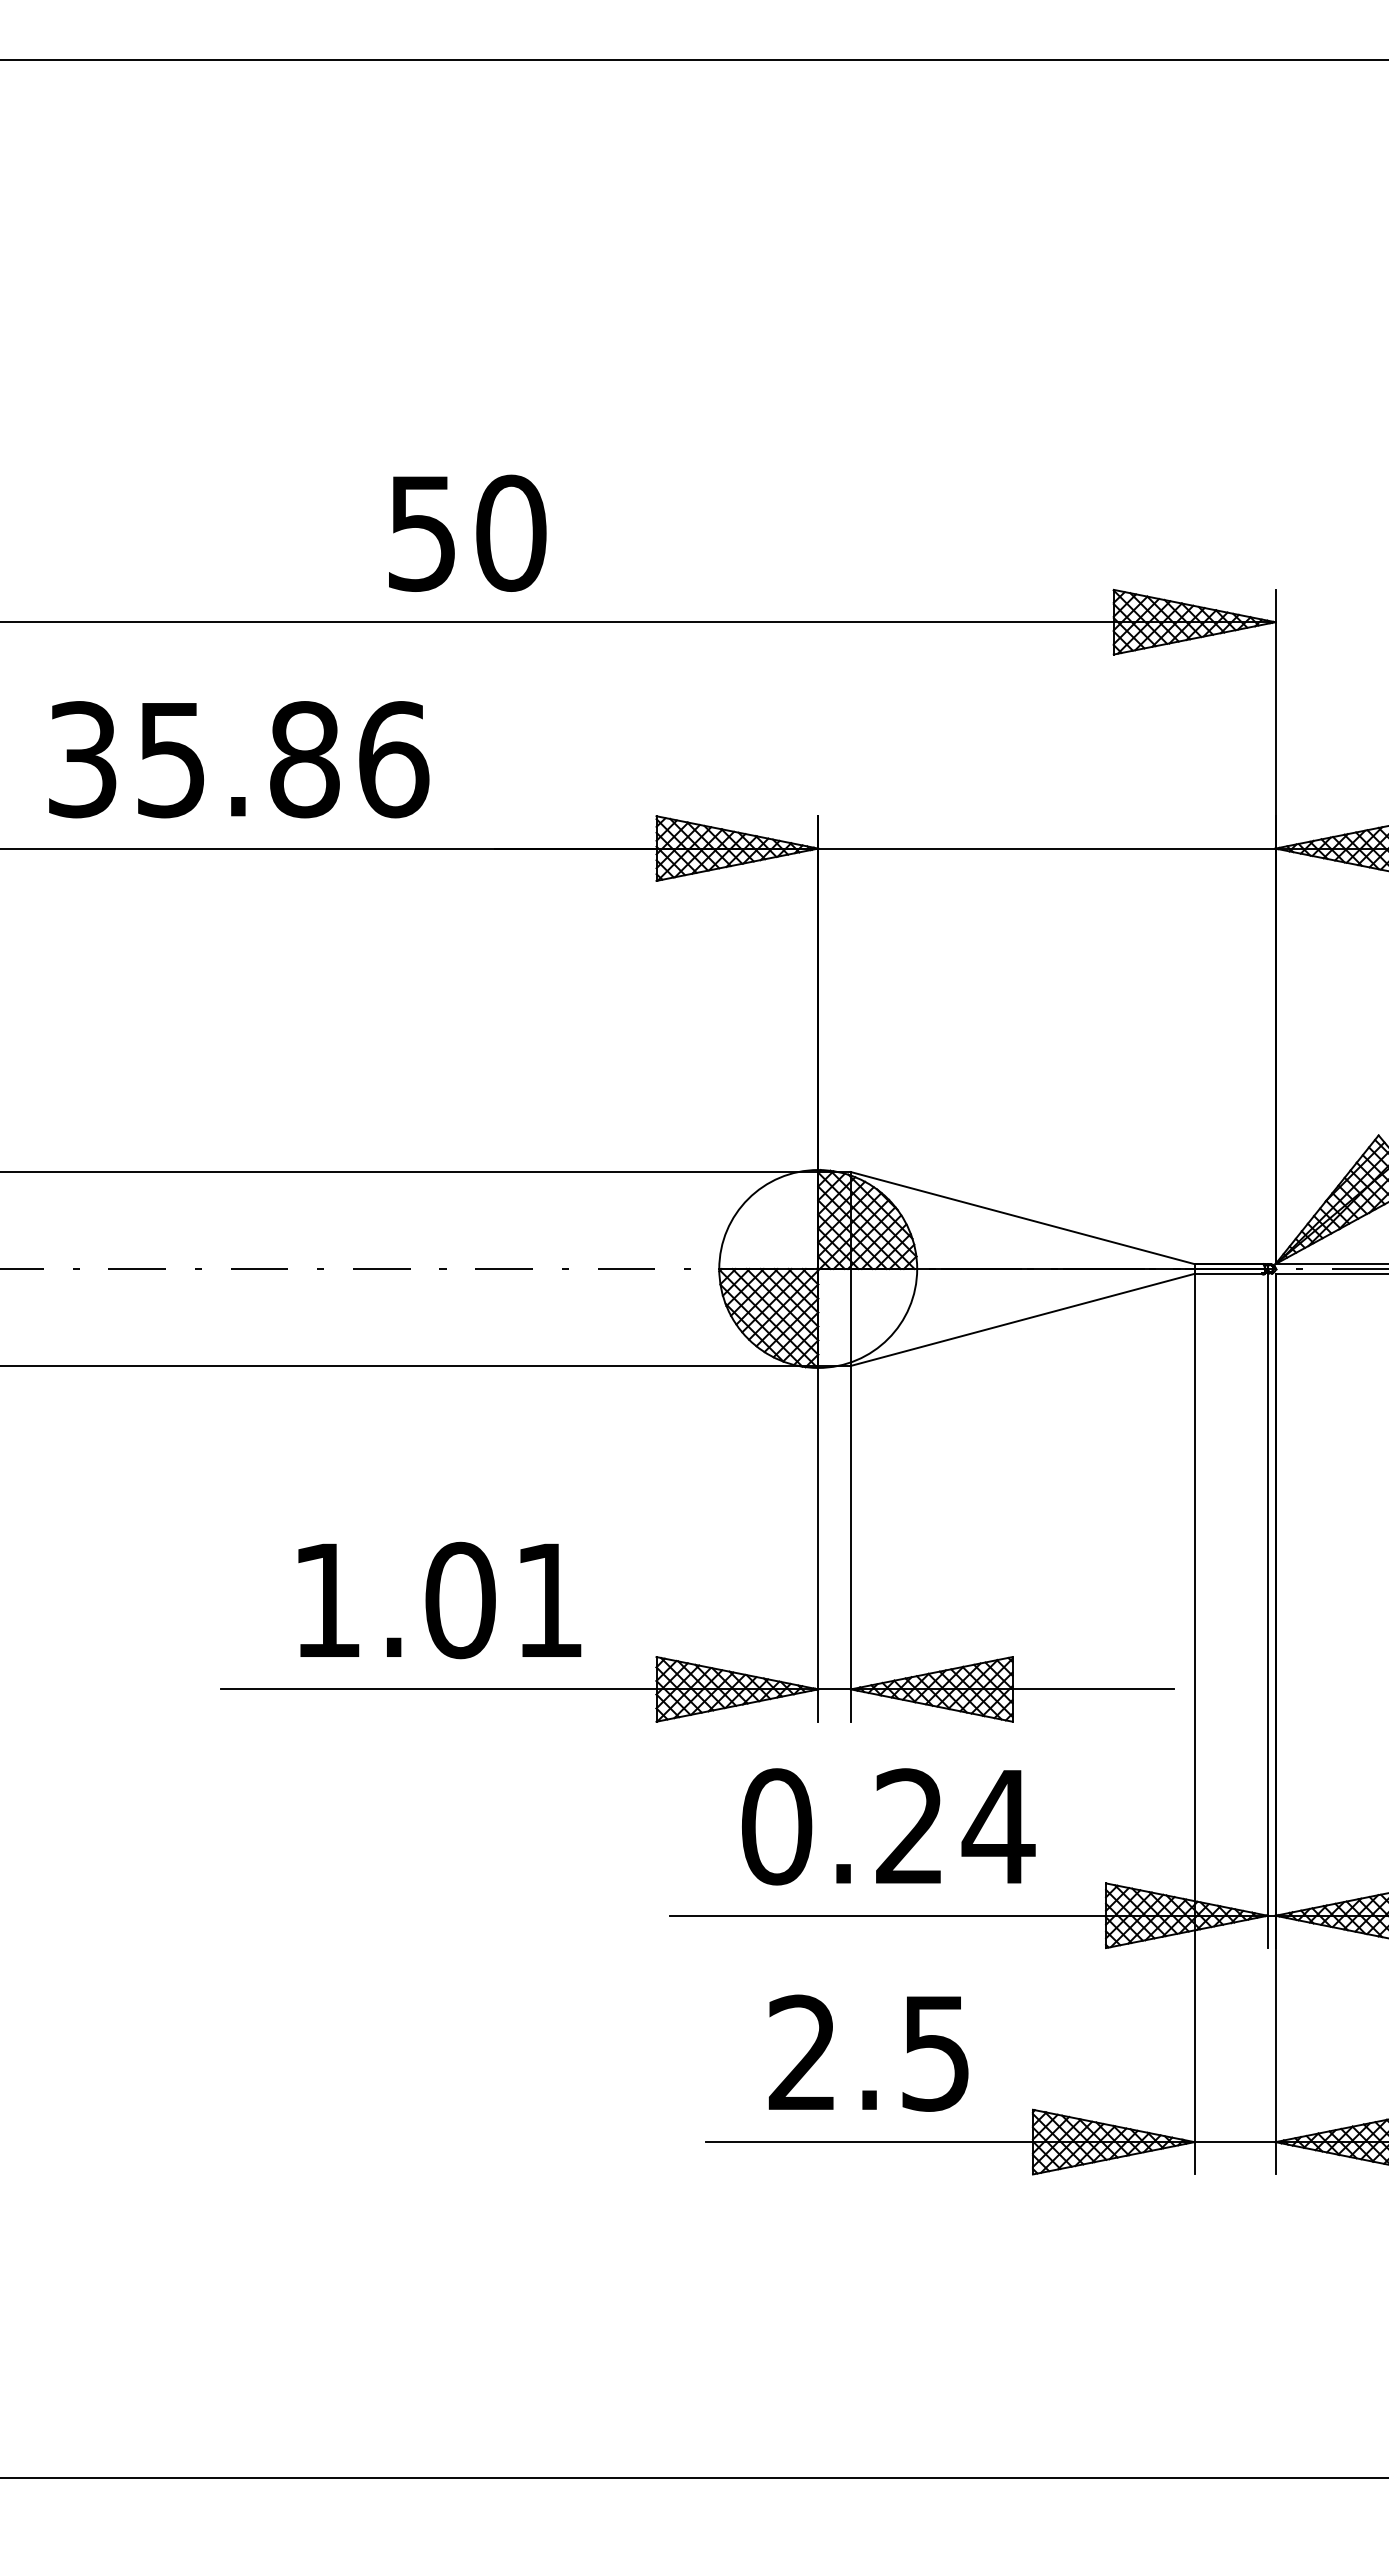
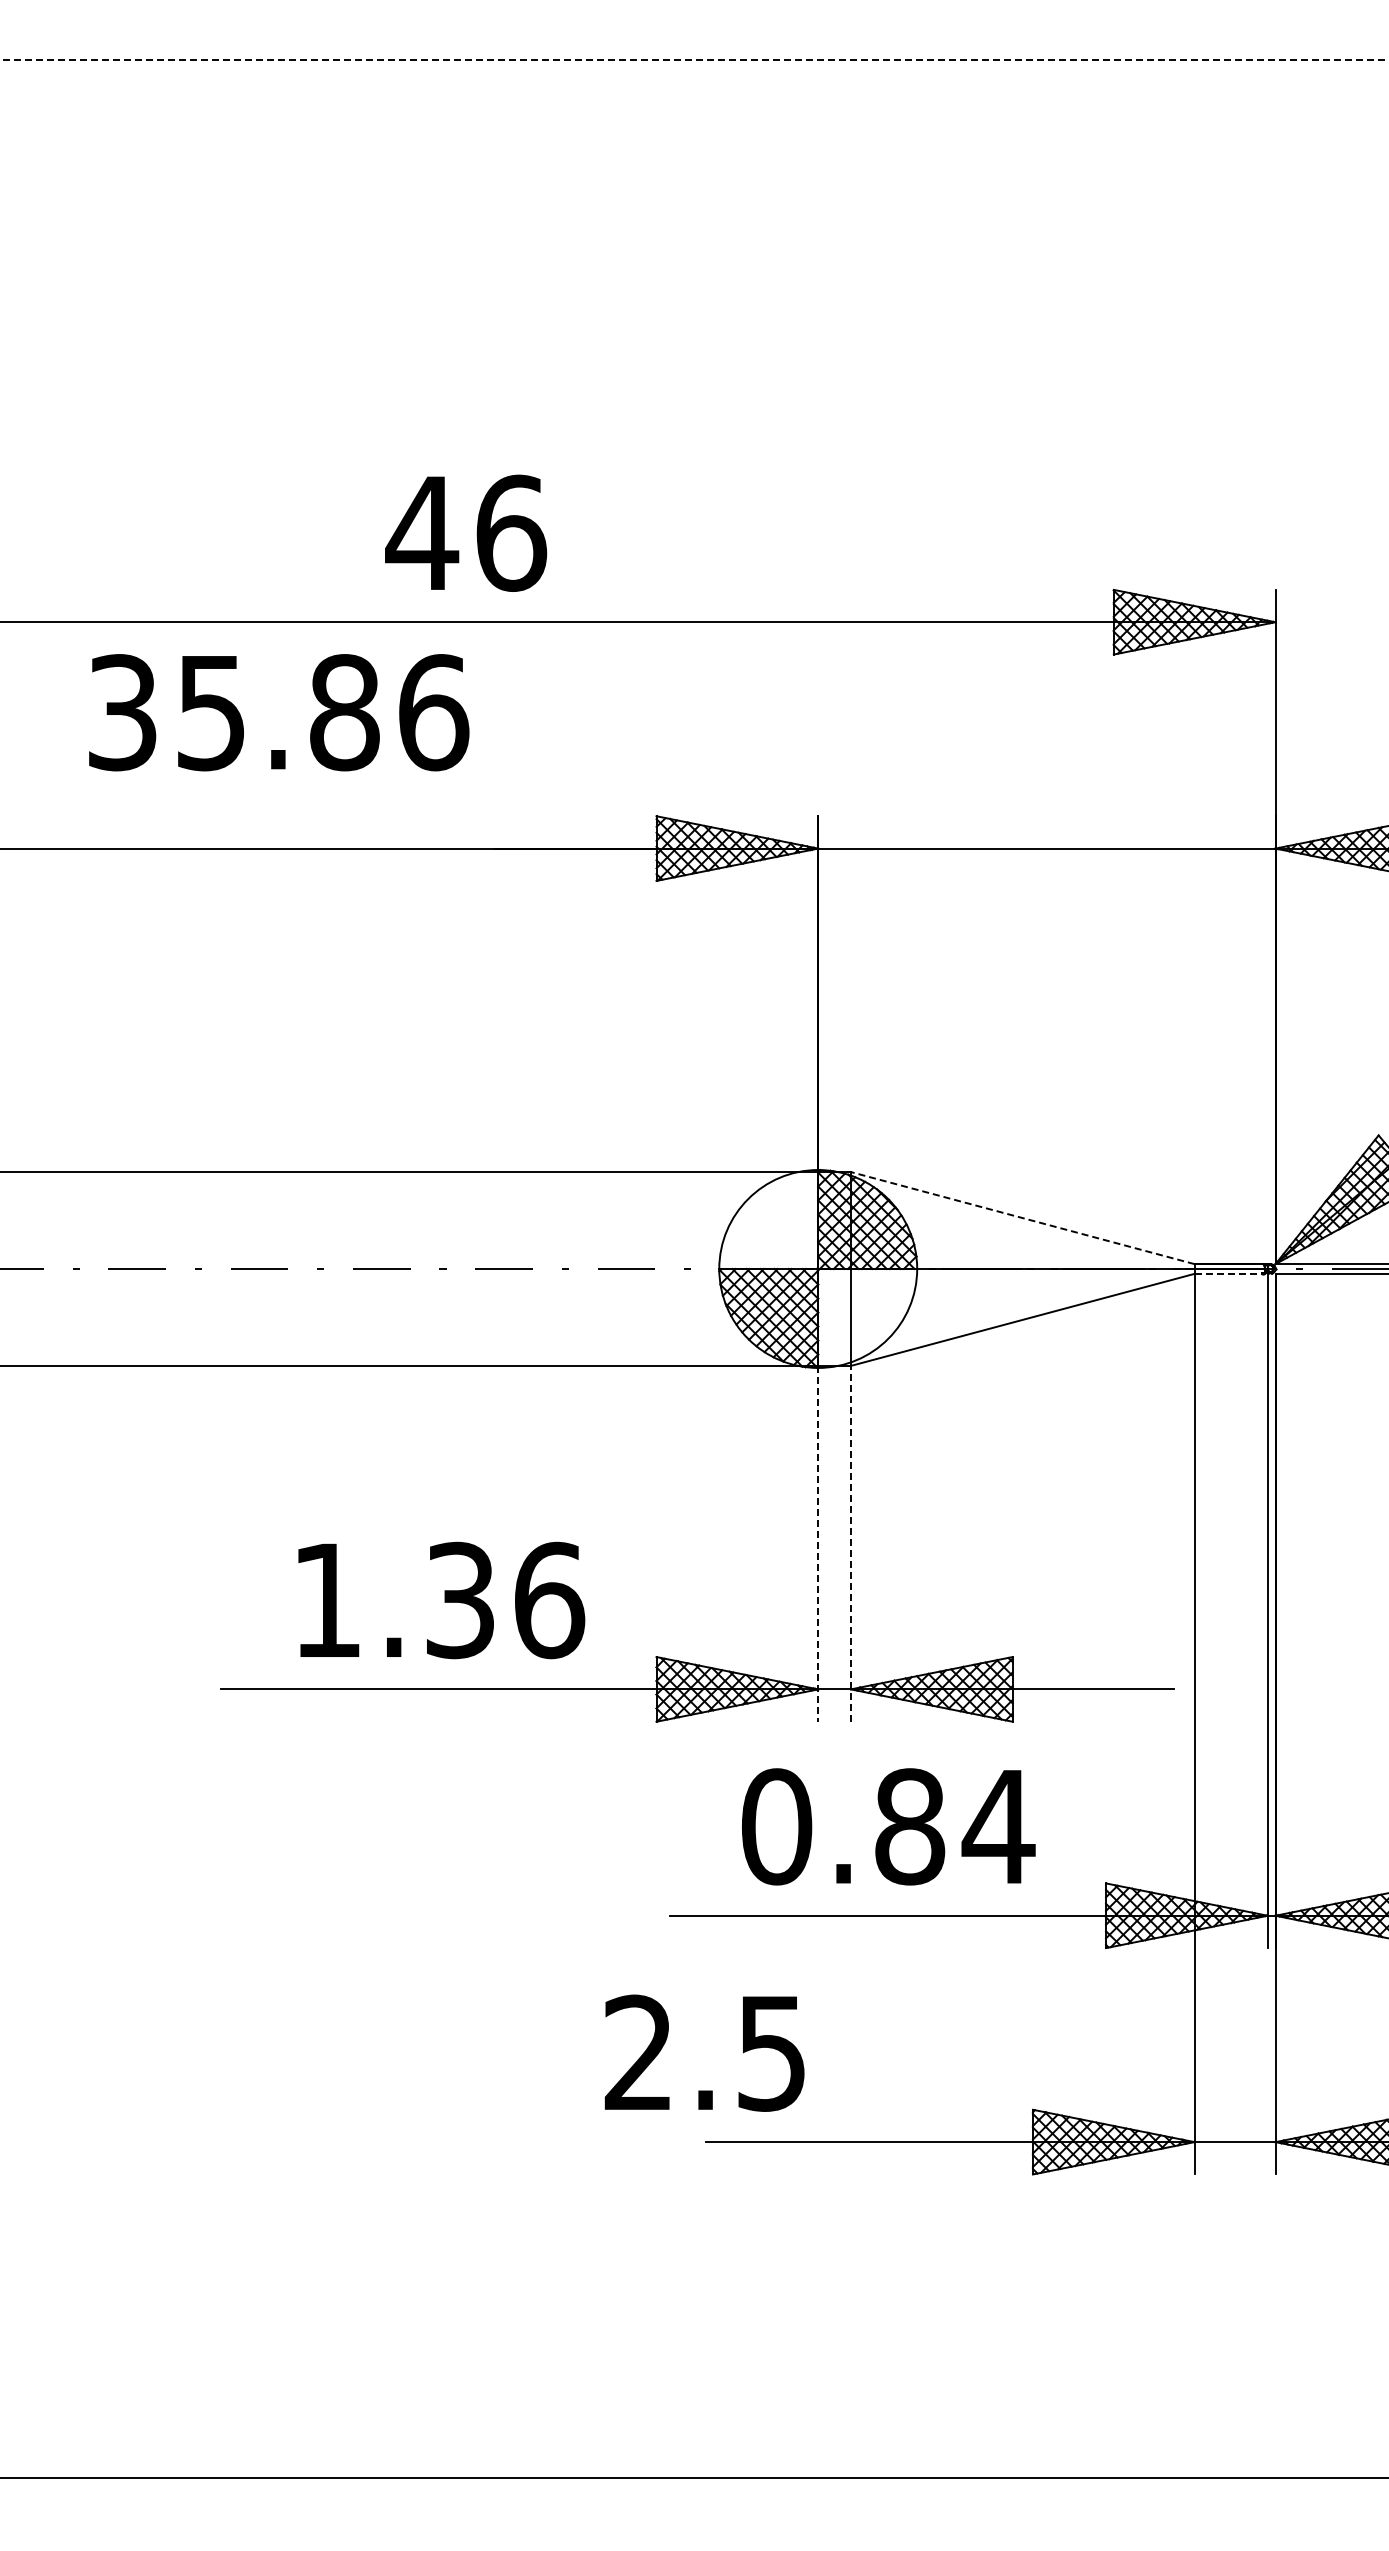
line: solid -> dashed (694, 59)
text: 50 -> 46 (466, 532)
text position: (239, 759) -> (279, 712) (279, 712)
line: solid -> dashed (1022, 1217)
line: solid -> dashed (1229, 1273)
line: solid -> dashed (818, 1543)
line: solid -> dashed (850, 1543)
text: 1.01 -> 1.36 (505, 1600)
text: 0.24 -> 0.84 (910, 1826)
text position: (868, 2052) -> (704, 2052) (704, 2052)
